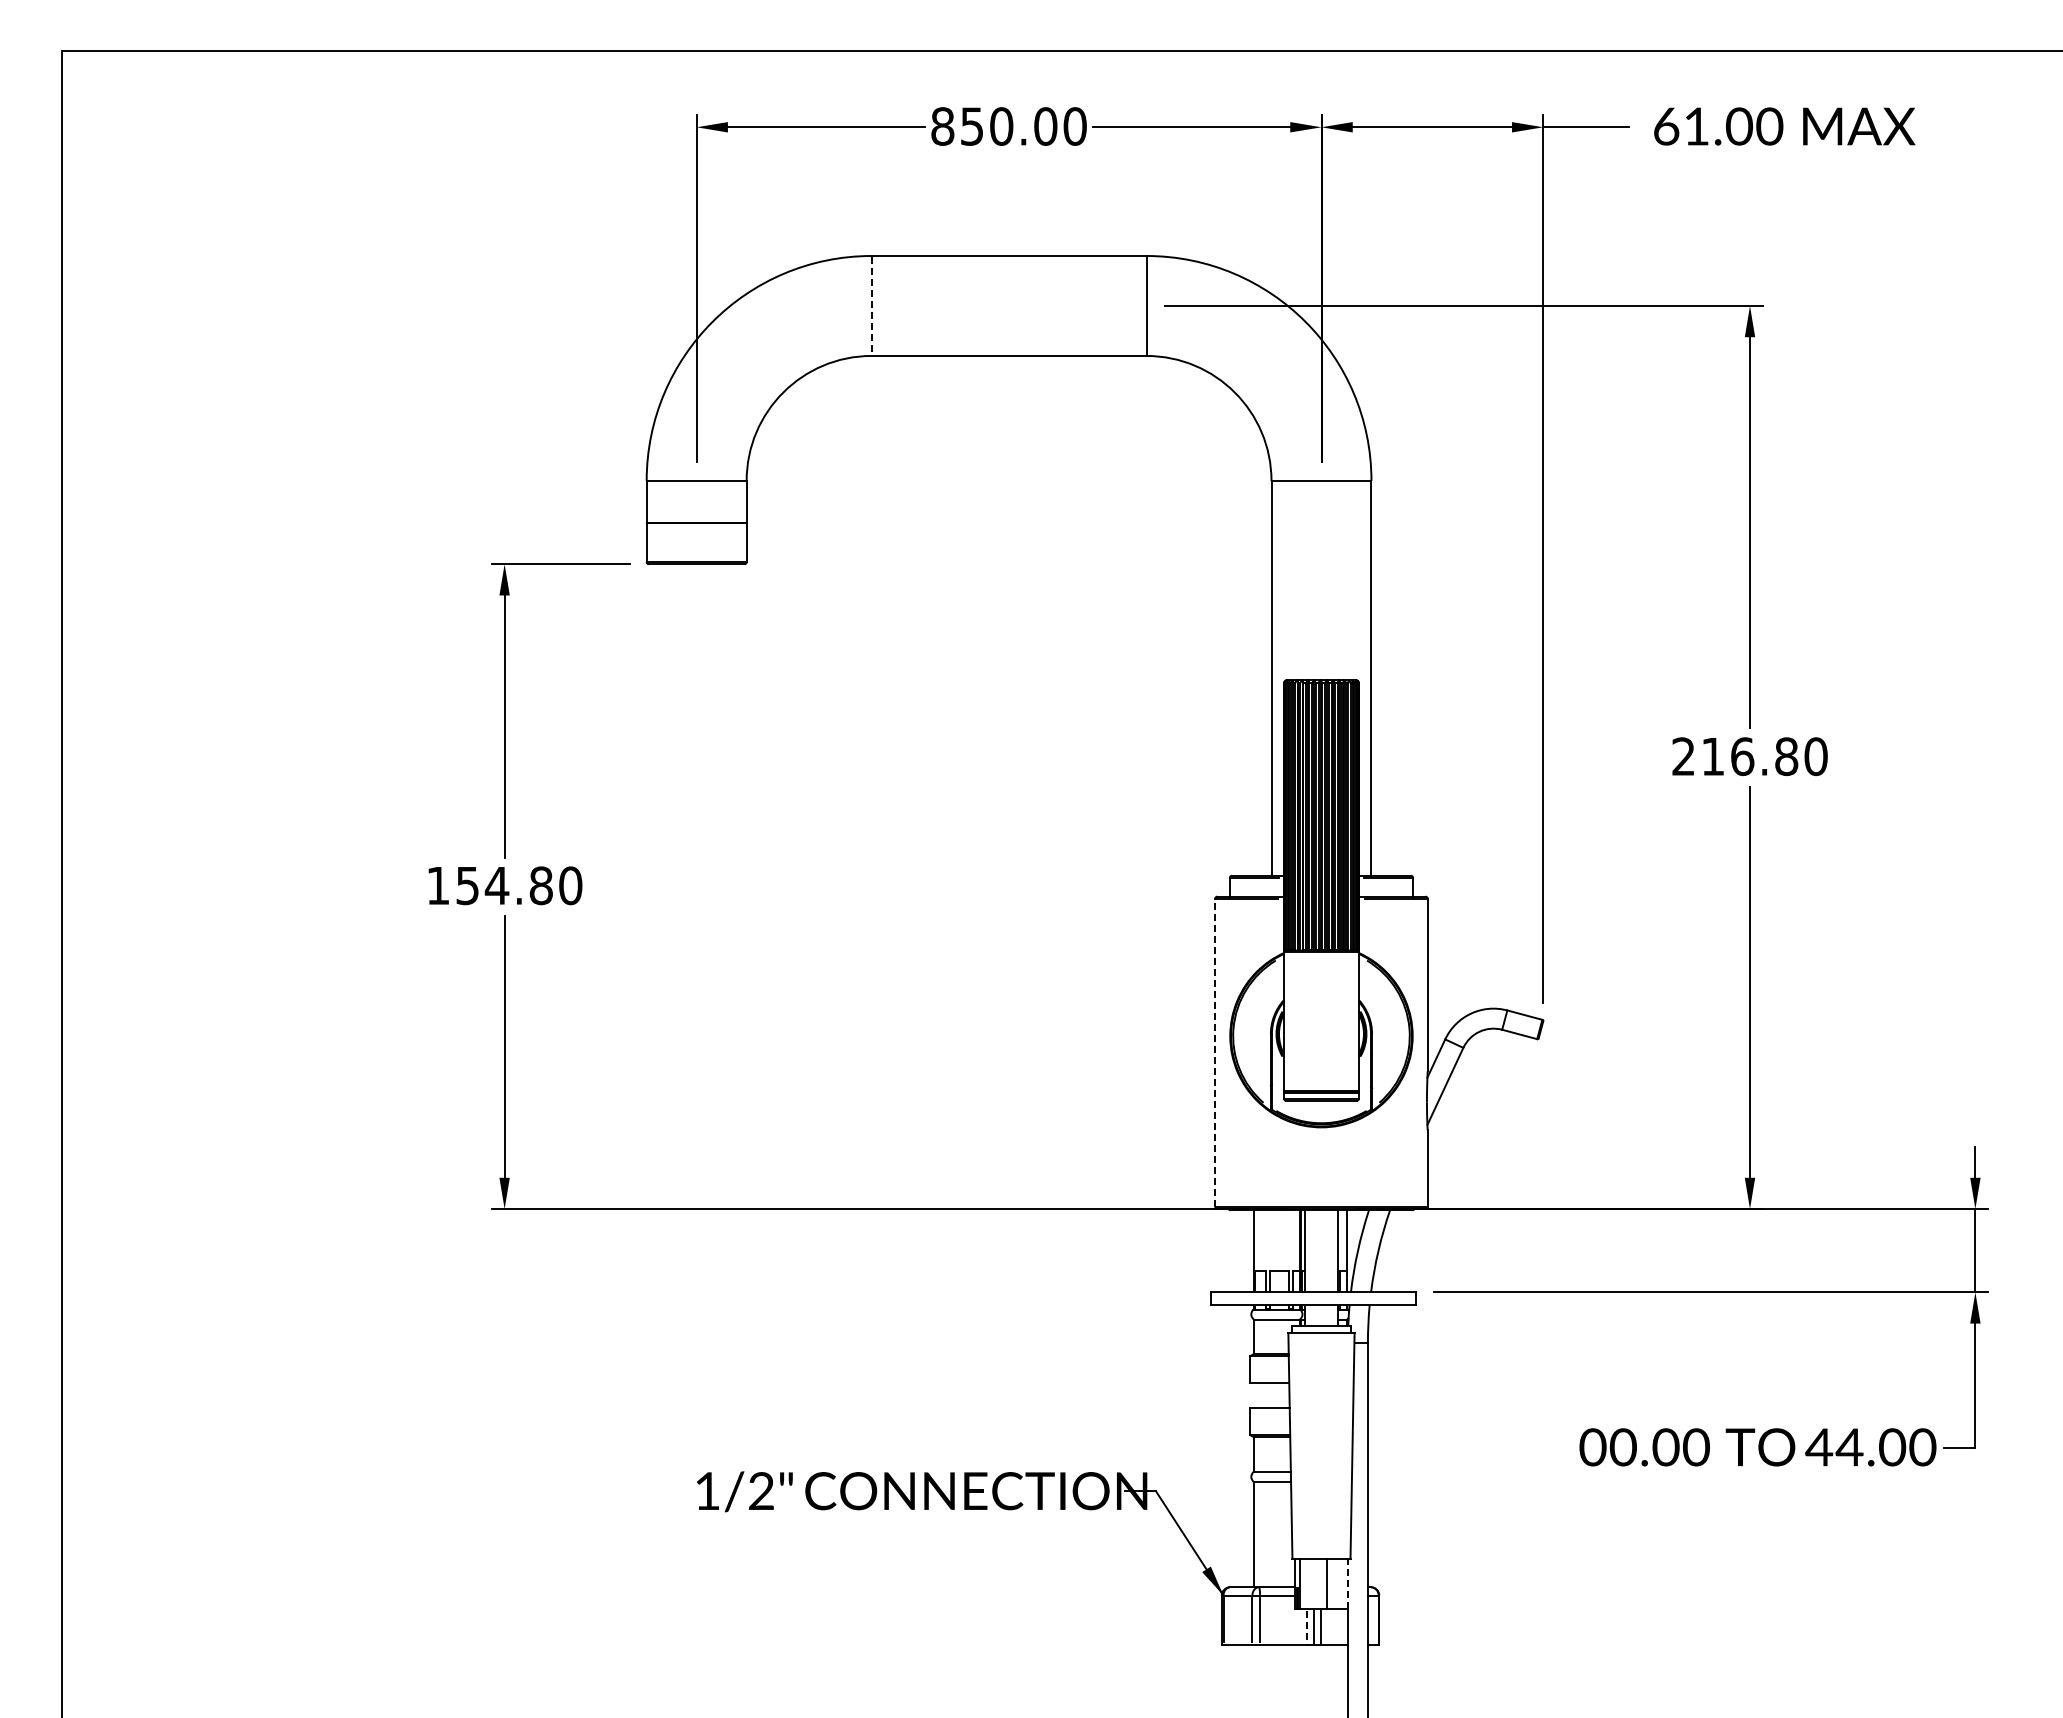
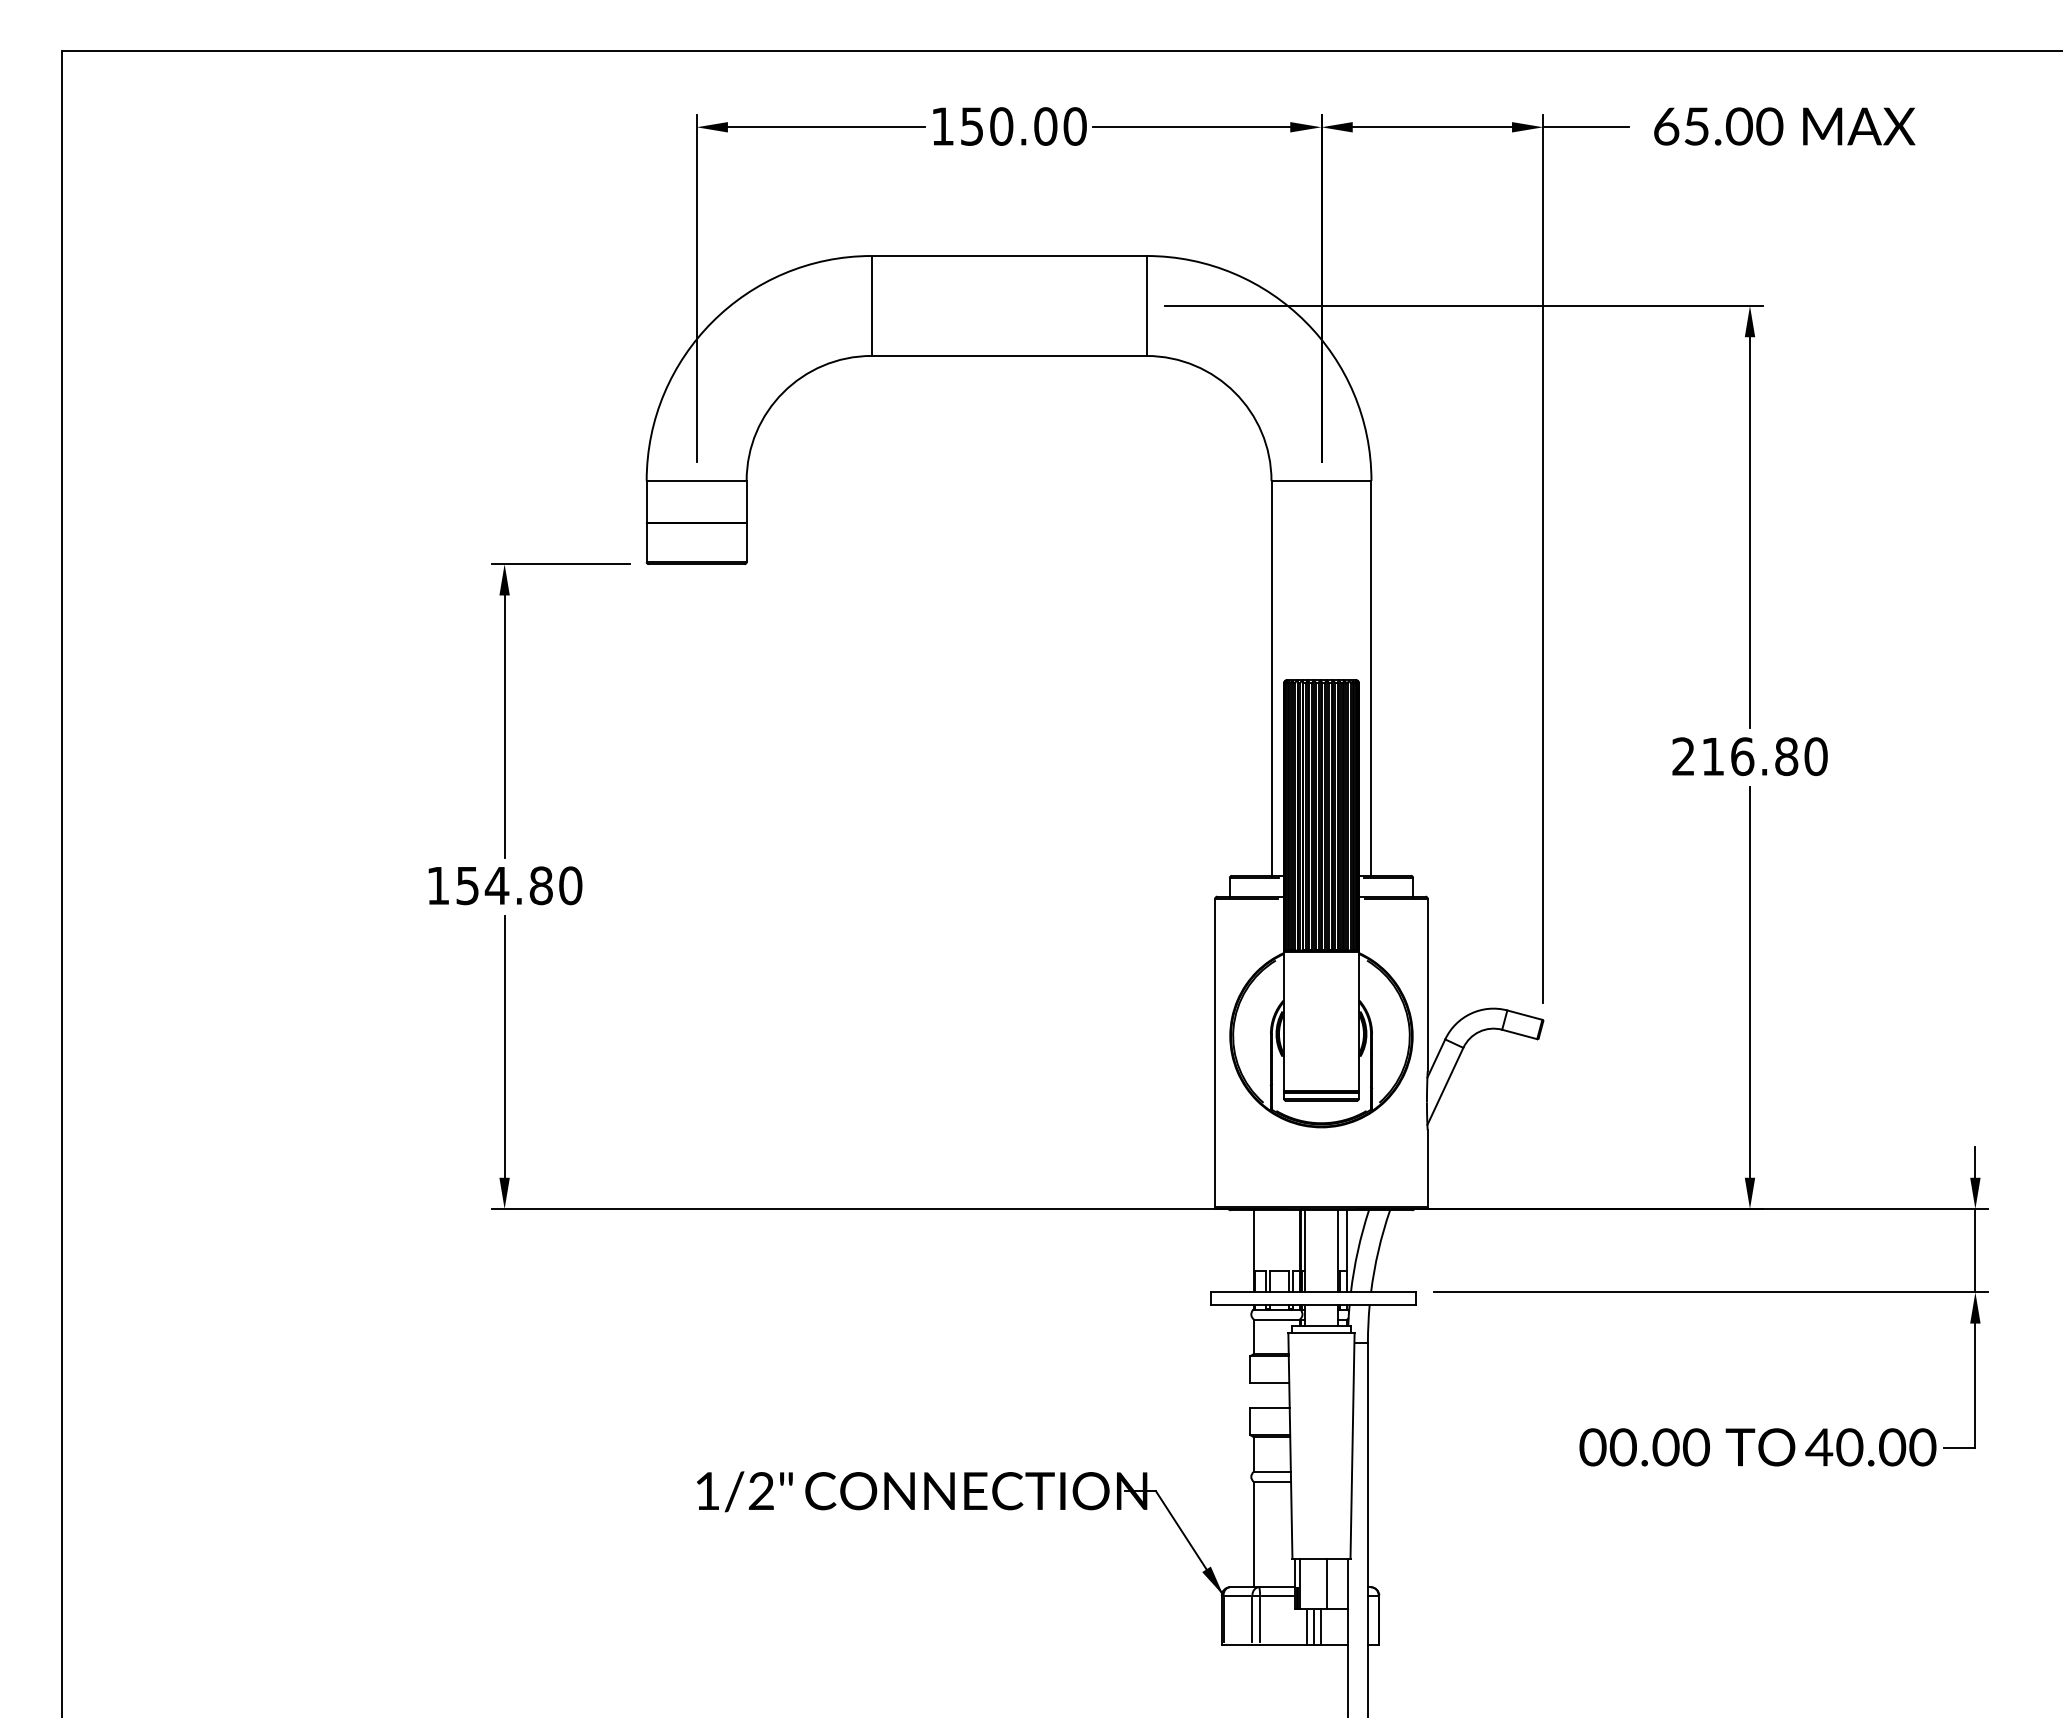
text: 850.00 -> 150.00 (942, 126)
text: 61.00 -> 65.00 (1696, 126)
line: dashed -> solid (871, 306)
line: dashed -> solid (1215, 1052)
text: 44.00 -> 40.00 (1849, 1447)
line: dashed -> solid (1348, 1583)
line: dashed -> solid (1306, 1627)
